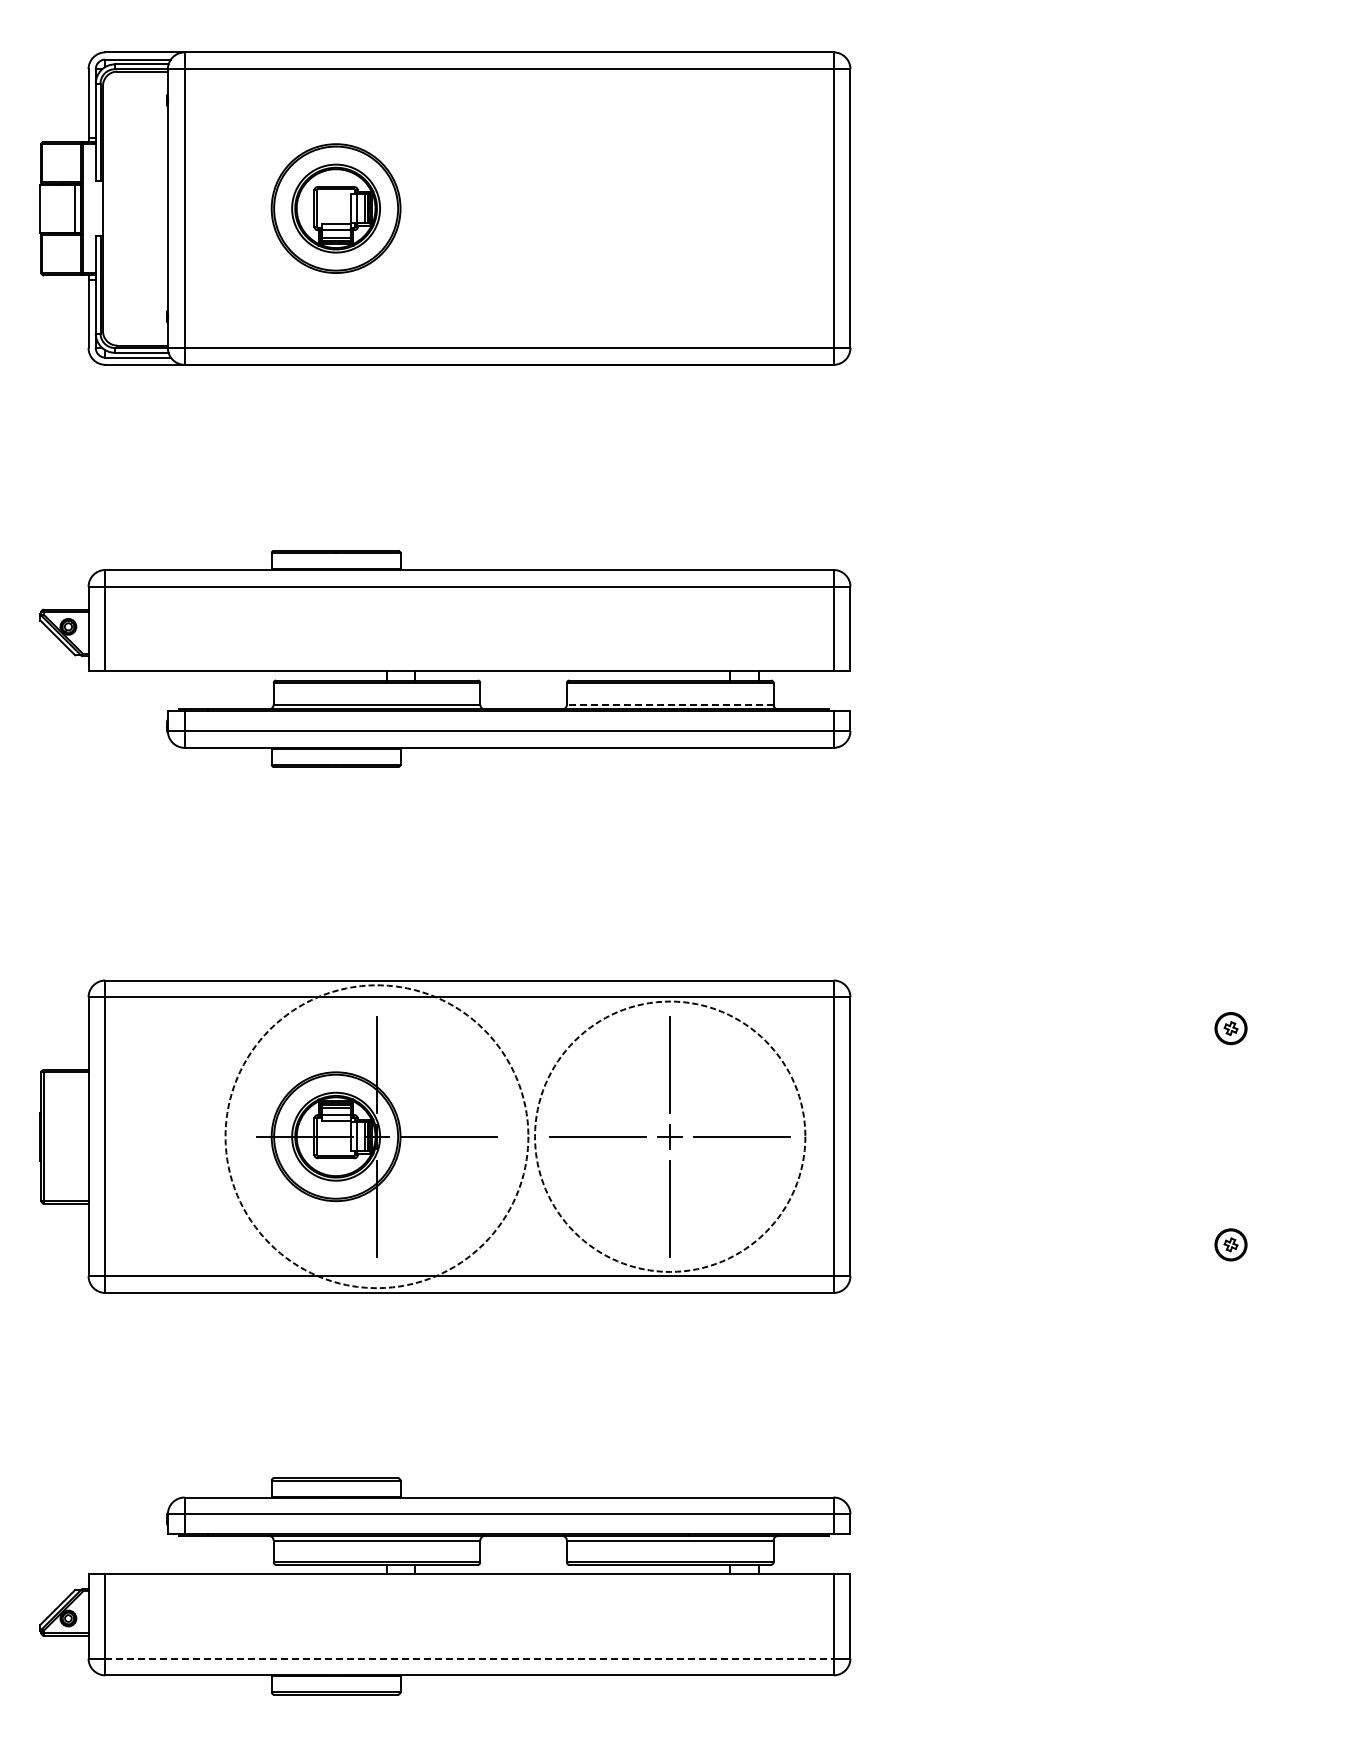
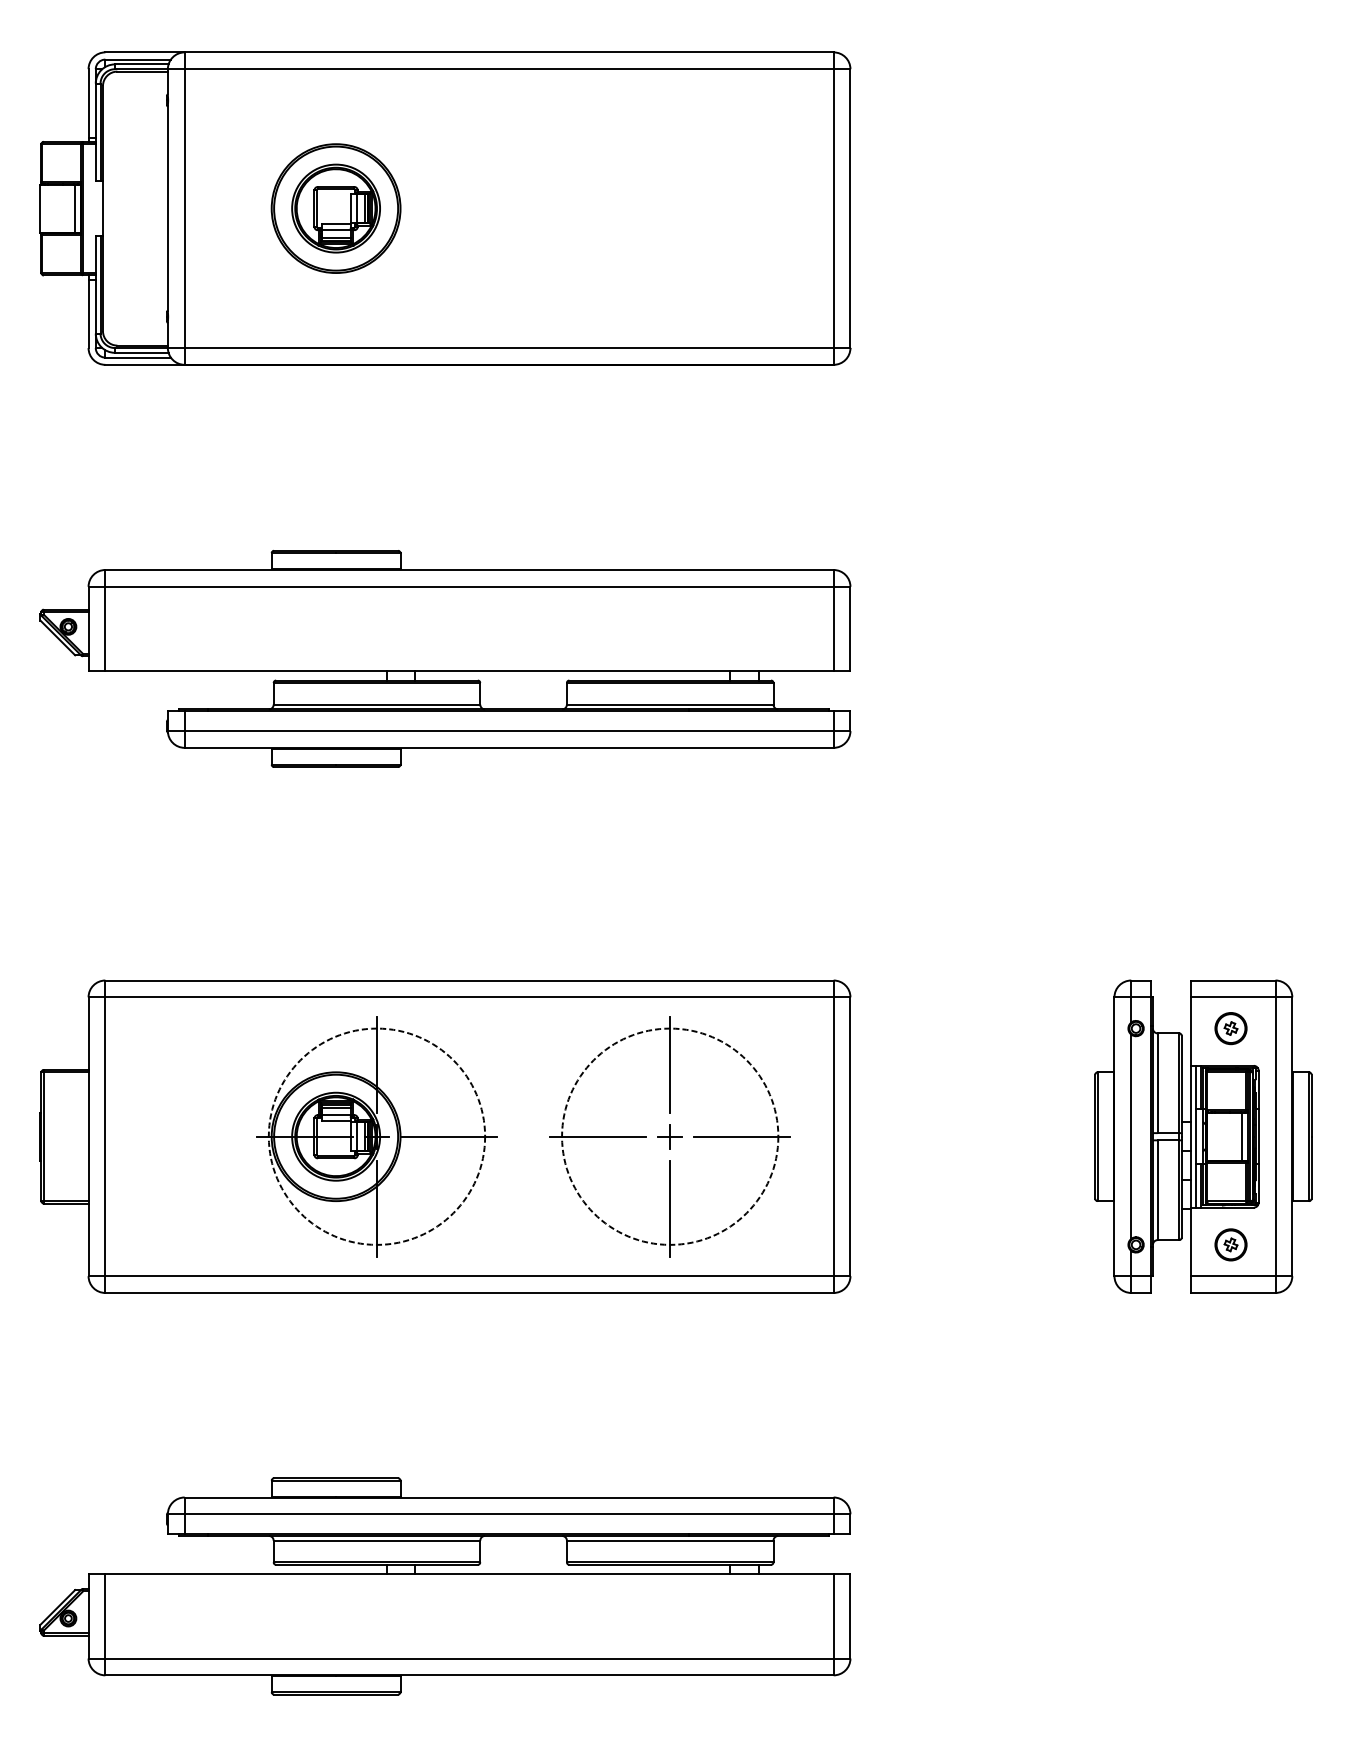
line: dashed -> solid (669, 704)
circle diameter: 303 px -> 216 px (376, 1136)
circle diameter: 270 px -> 216 px (670, 1136)
part: none -> present (1203, 1136)
line: dashed -> solid (470, 1658)
